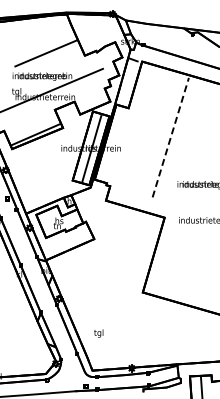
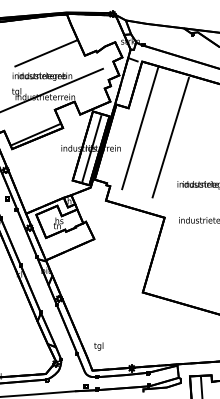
line: none -> present (140, 128)
line: dashed -> solid (170, 137)
text position: (98, 333) -> (98, 346) (98, 346)
